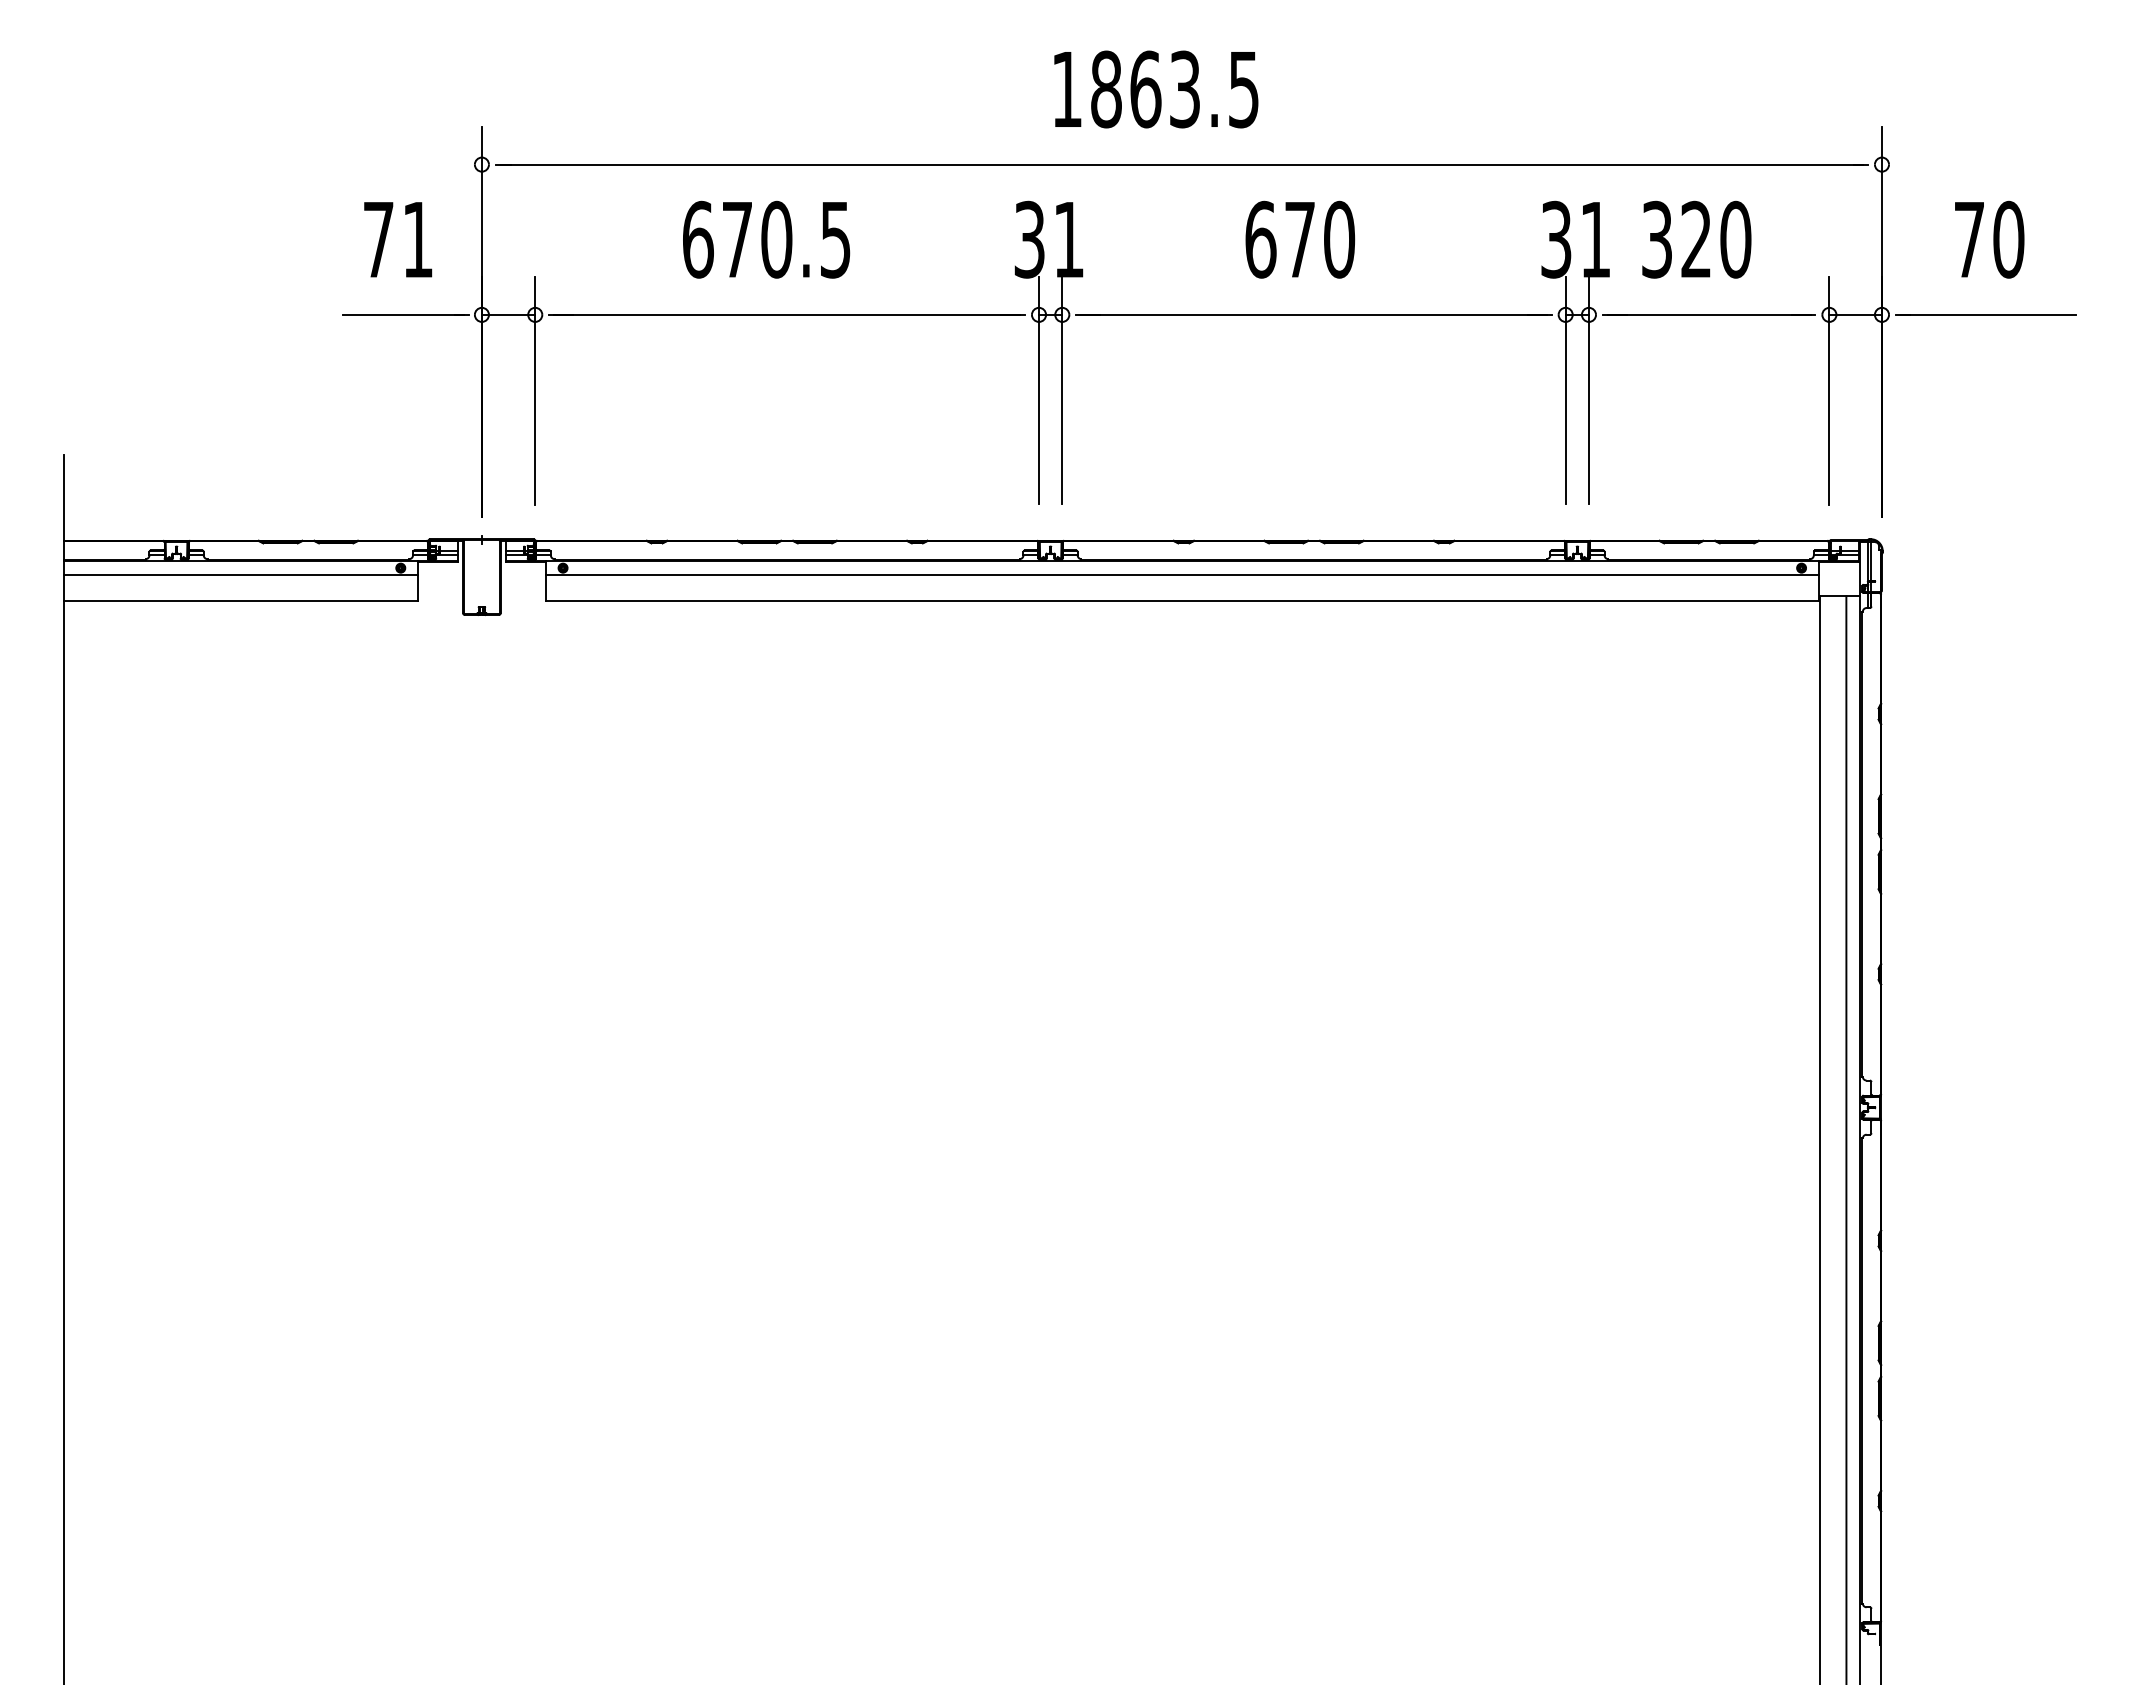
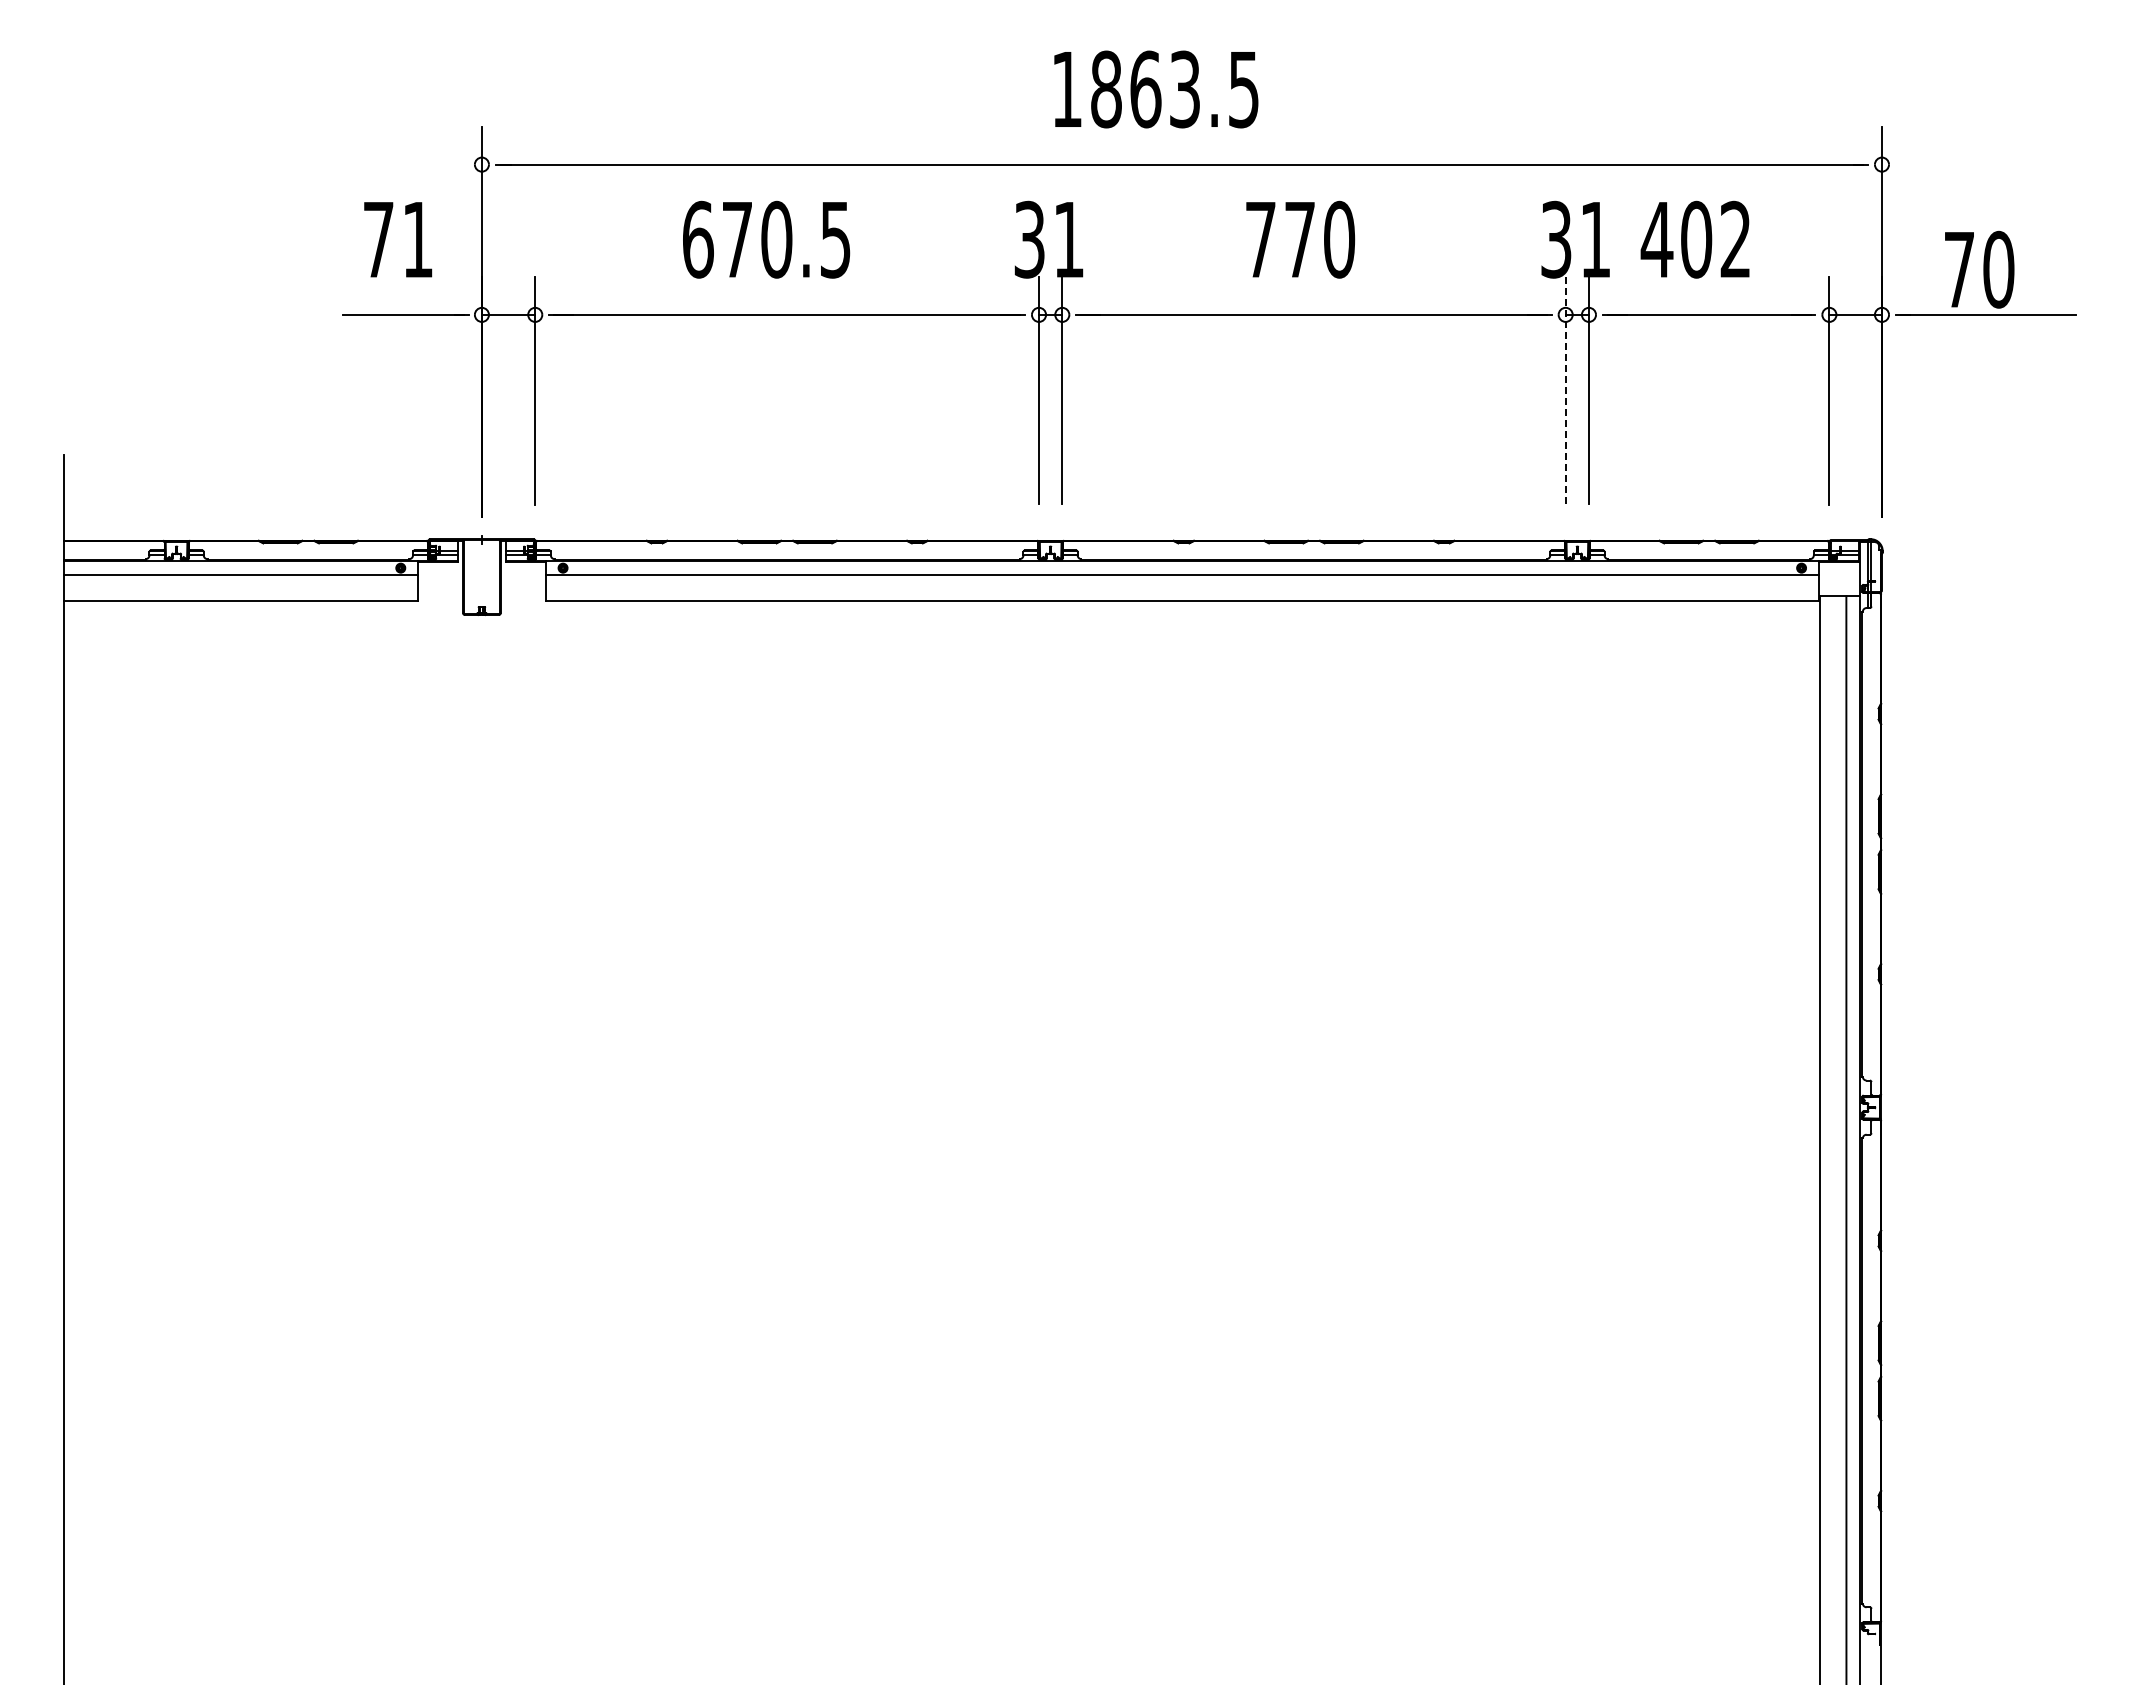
text: 670 -> 770 (1260, 239)
text: 320 -> 402 (1695, 239)
text position: (1989, 239) -> (1979, 269) (1979, 269)
line: solid -> dashed (1565, 390)
